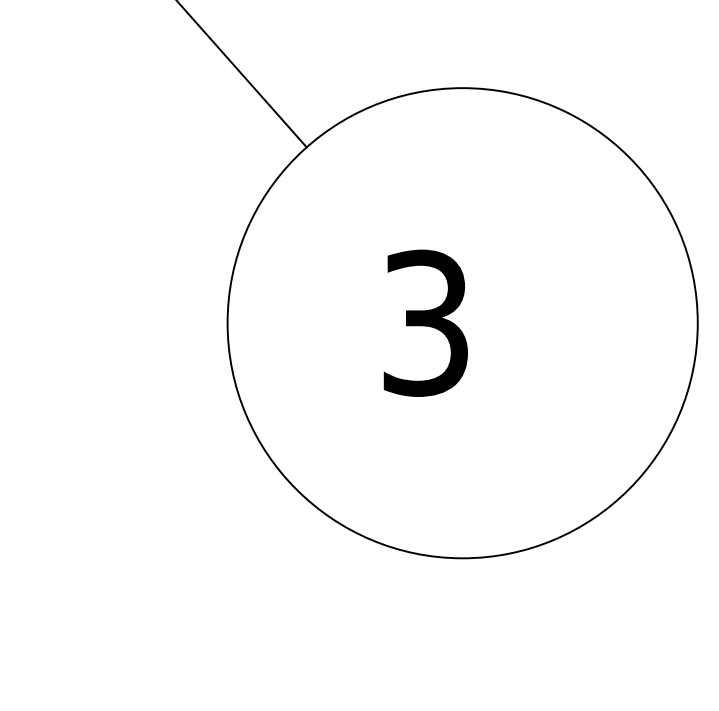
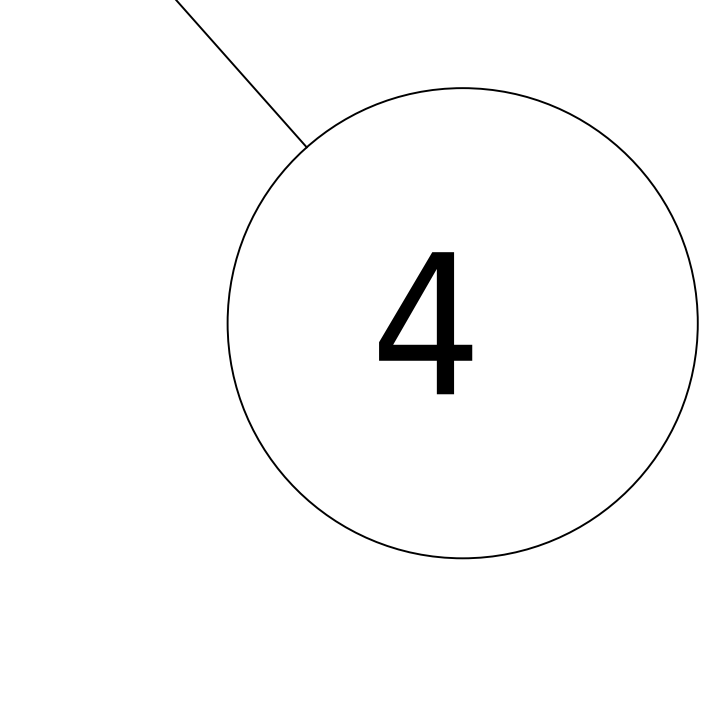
text: 3 -> 4 (425, 322)
